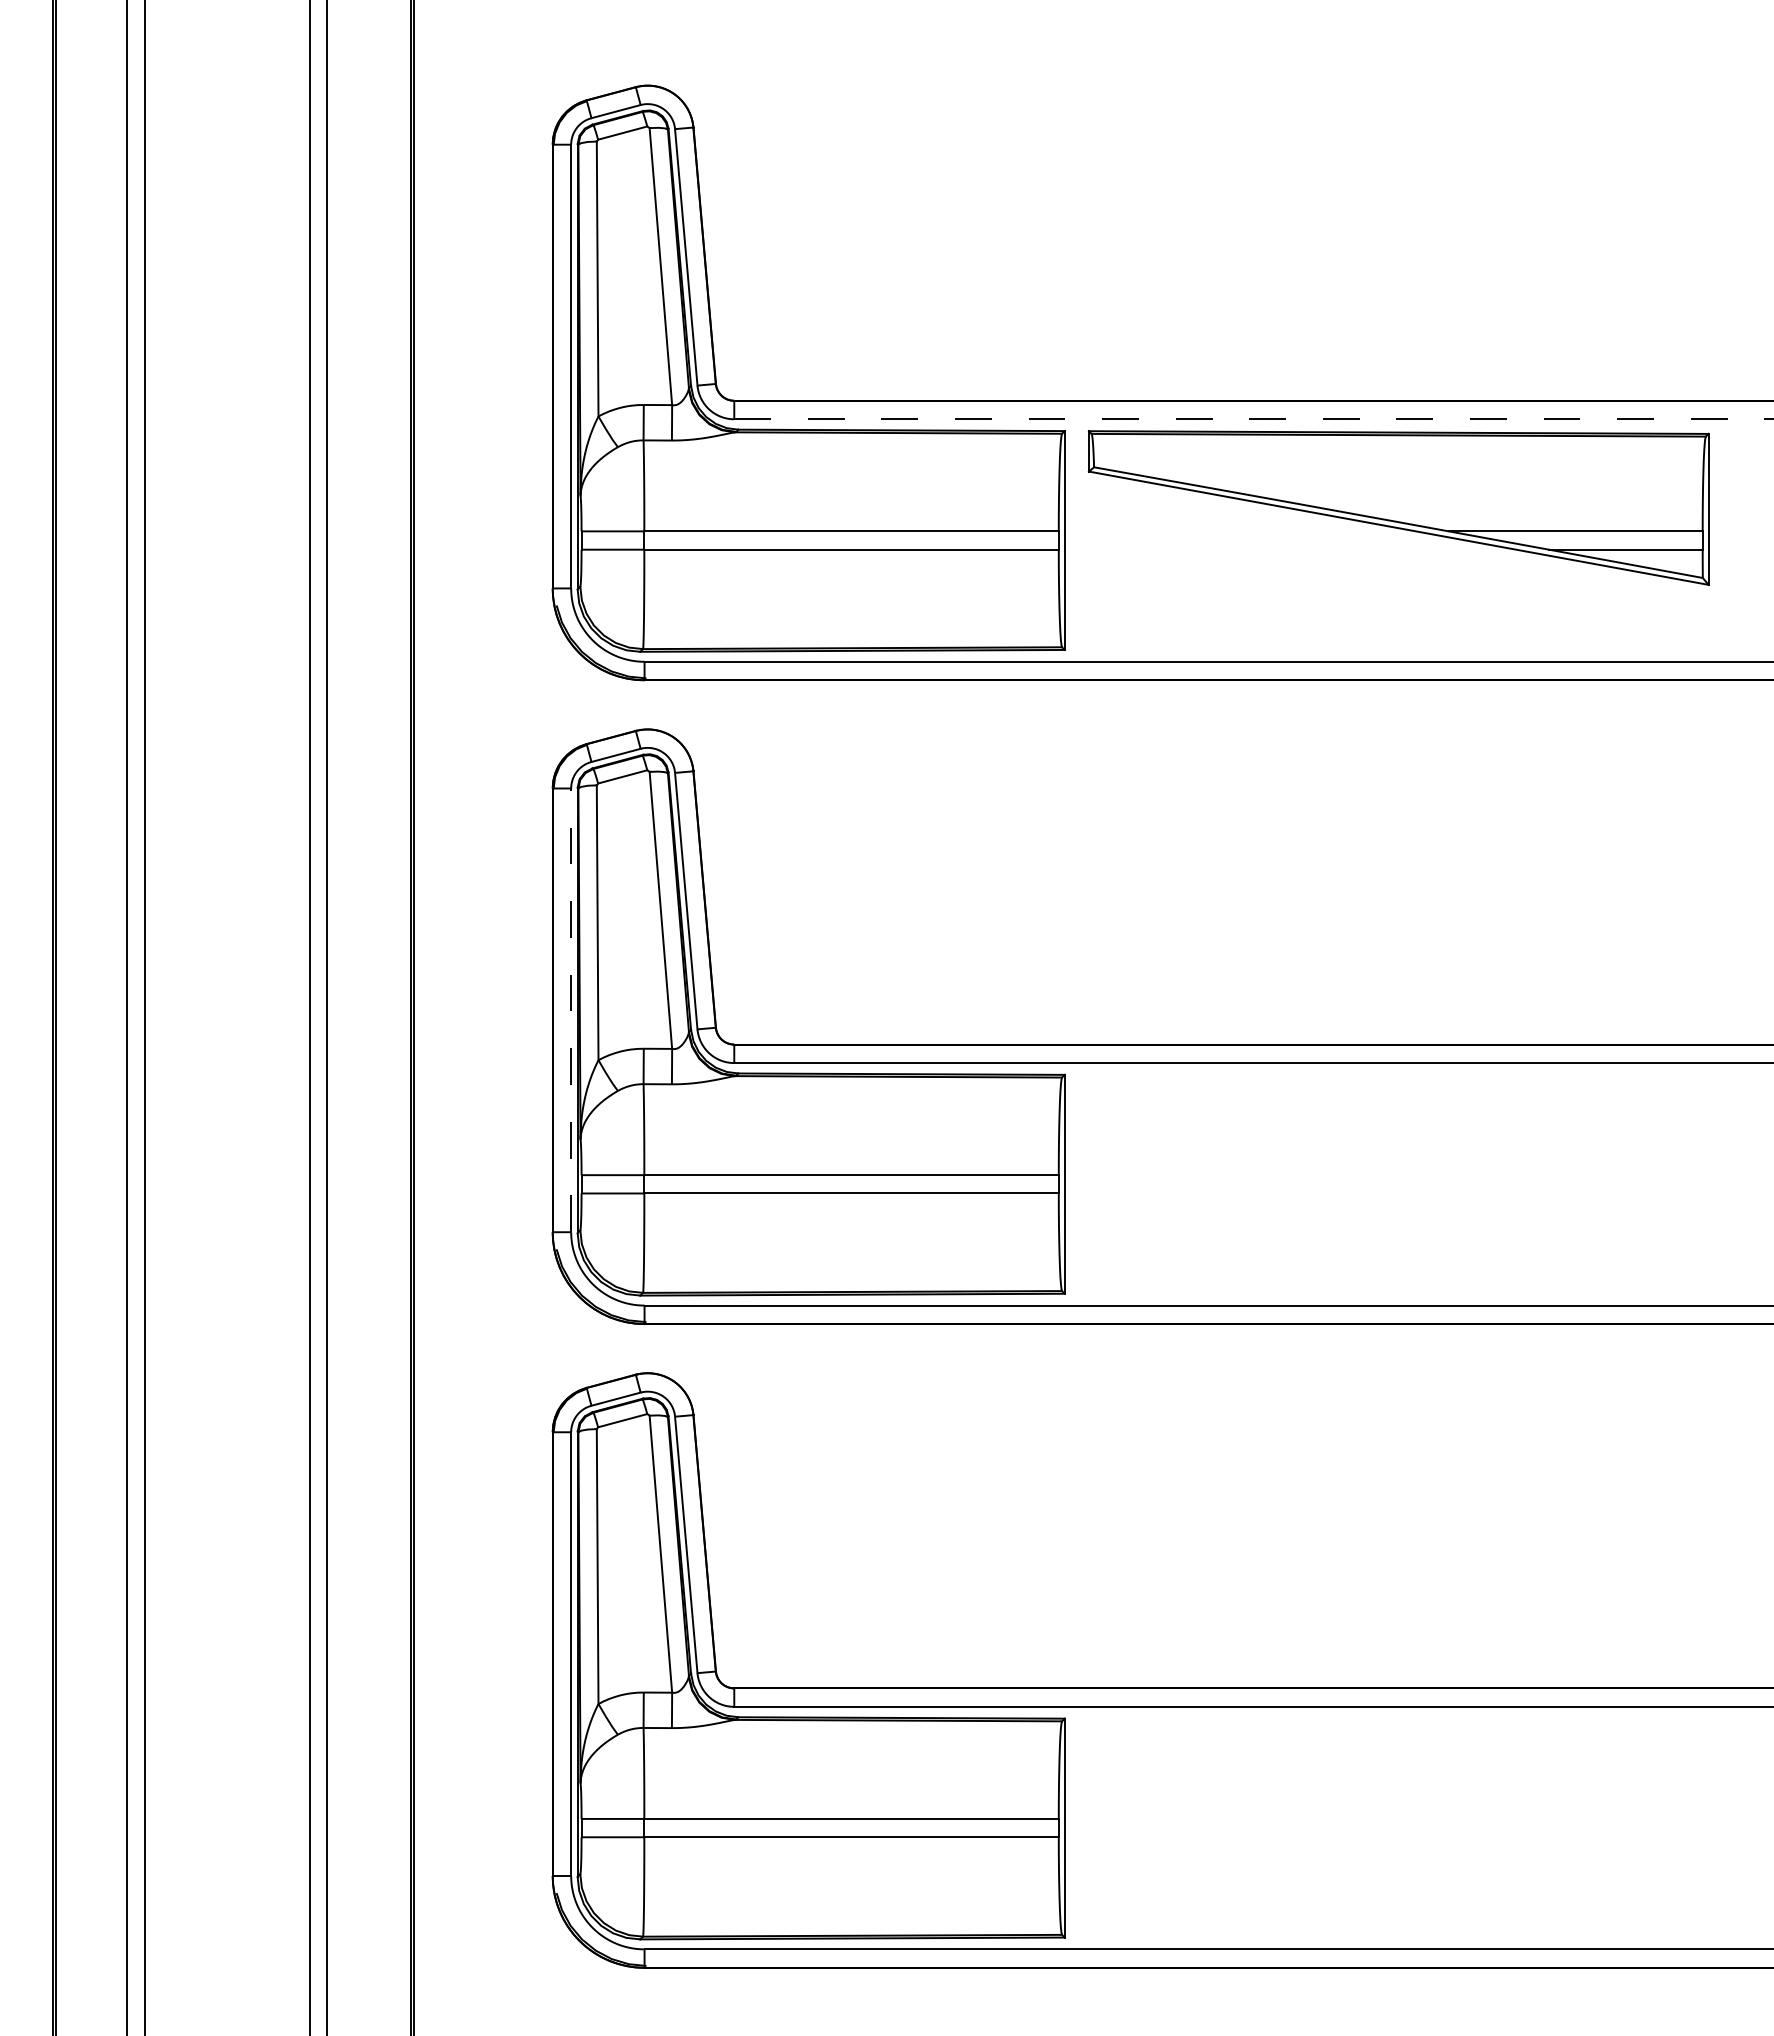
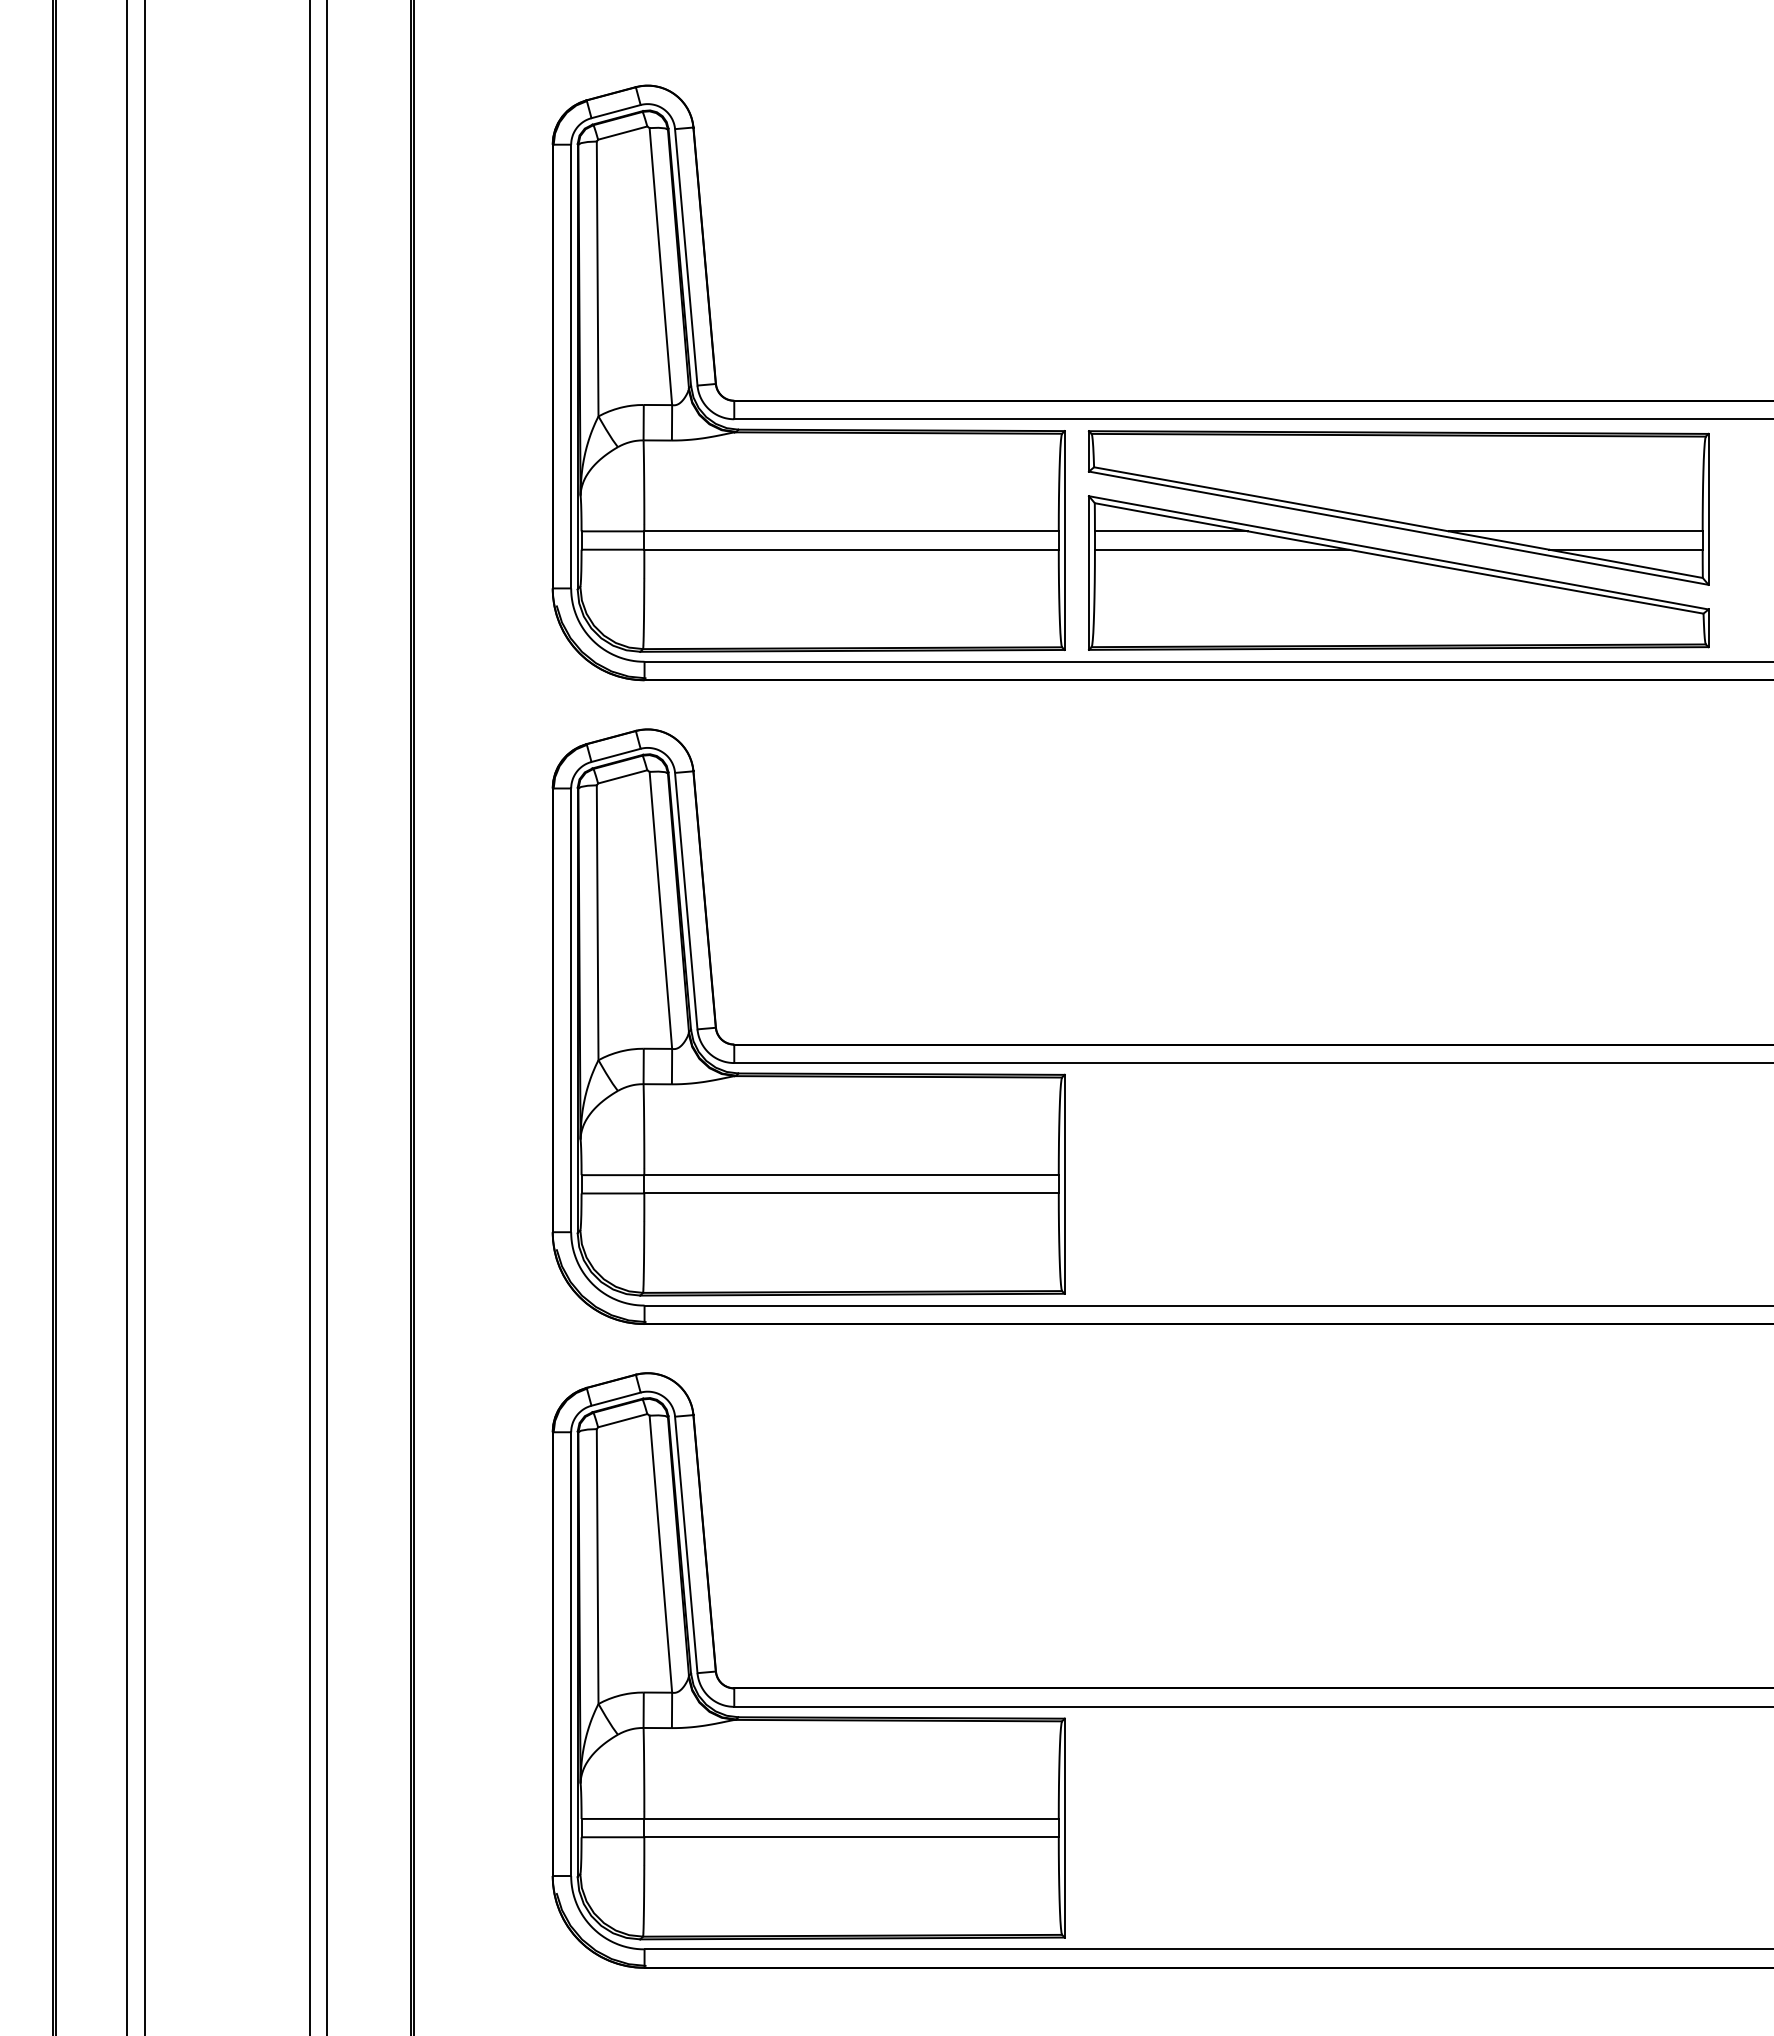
line: dashed -> solid (1254, 419)
part: none -> present (1398, 572)
line: dashed -> solid (571, 1010)
